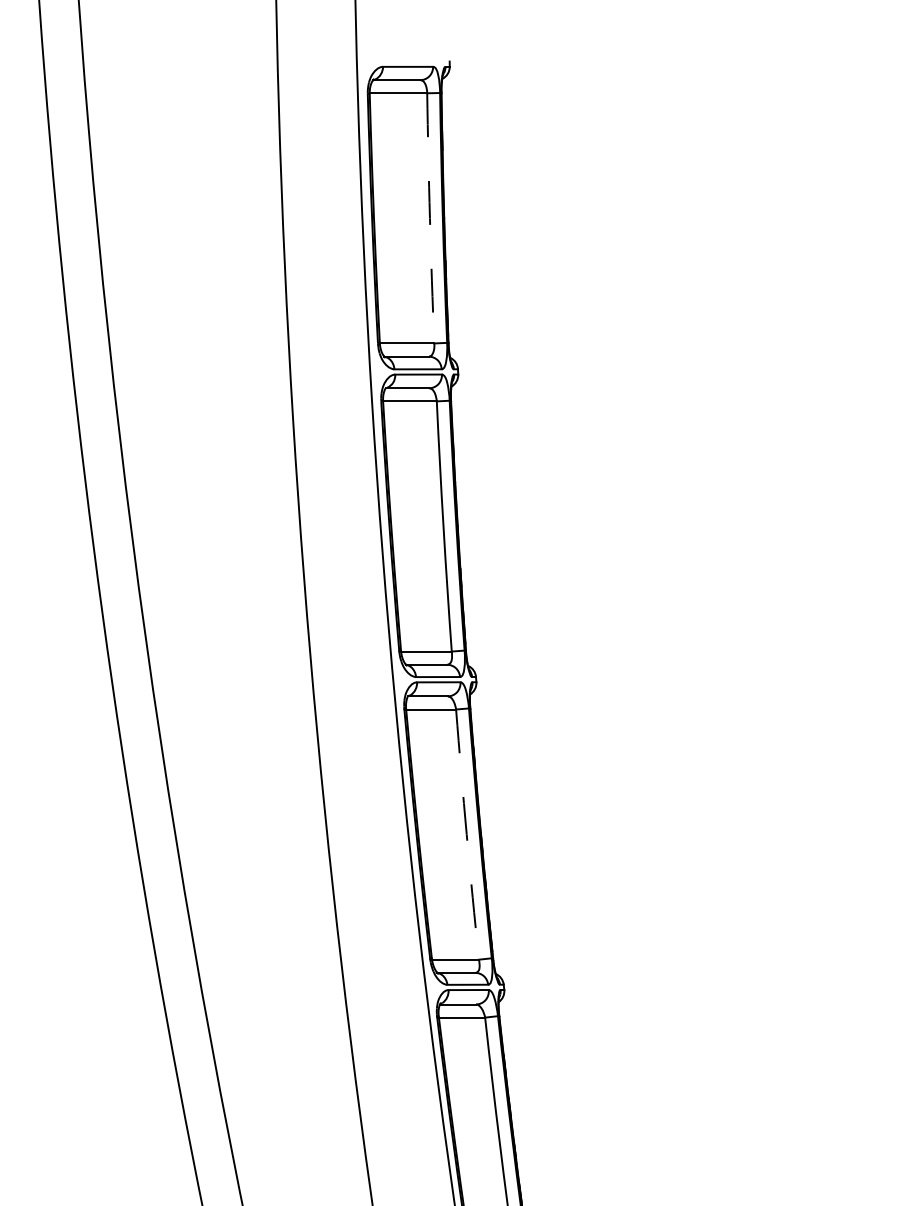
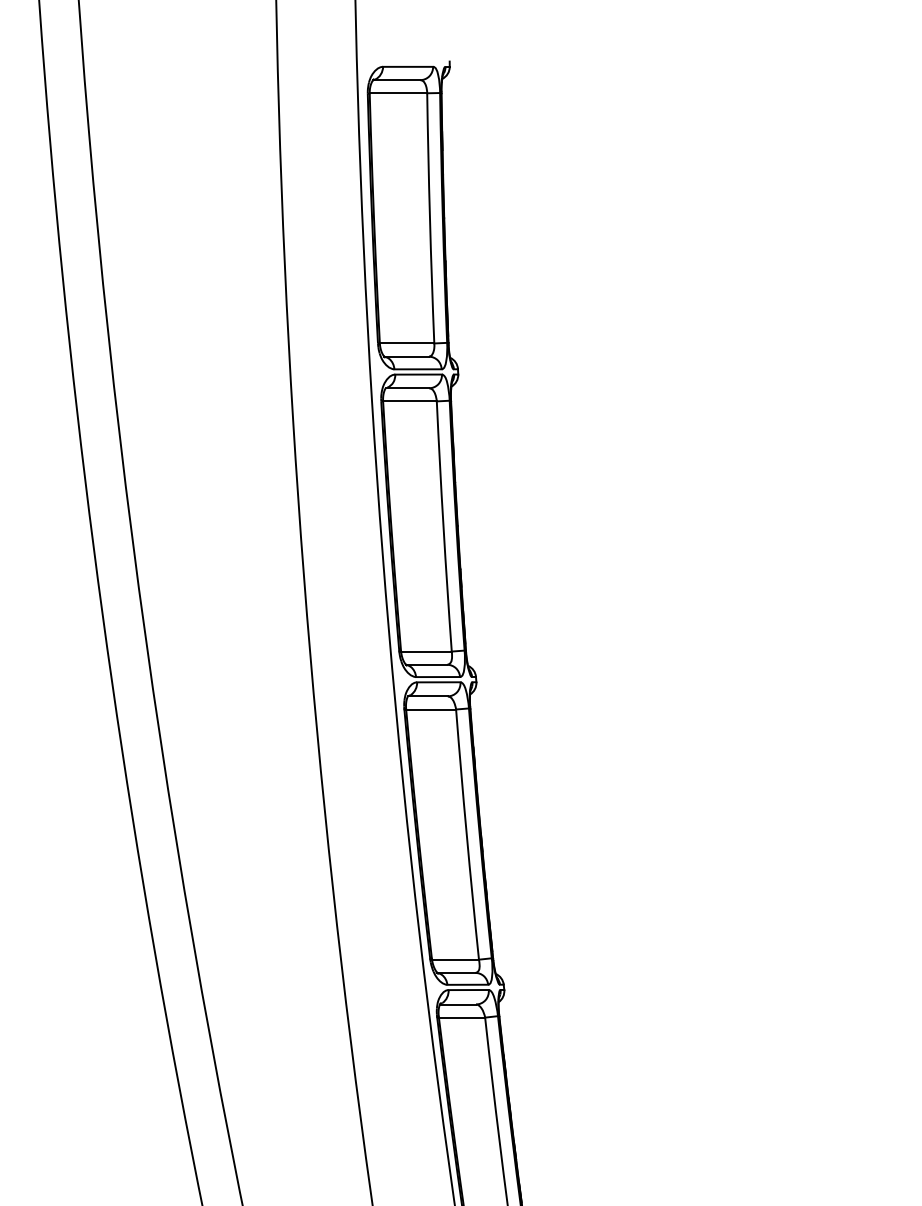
arc: dashed -> solid (429, 218)
arc: dashed -> solid (466, 834)
